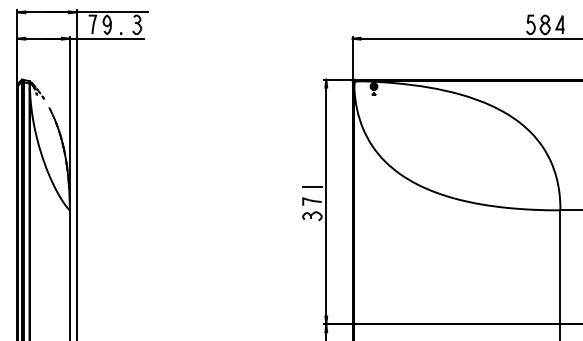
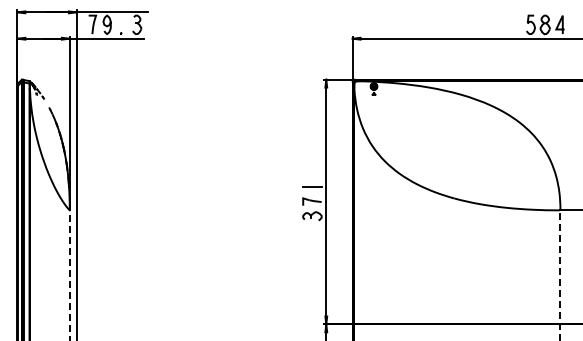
line: solid -> dashed (69, 274)
line: solid -> dashed (559, 275)
